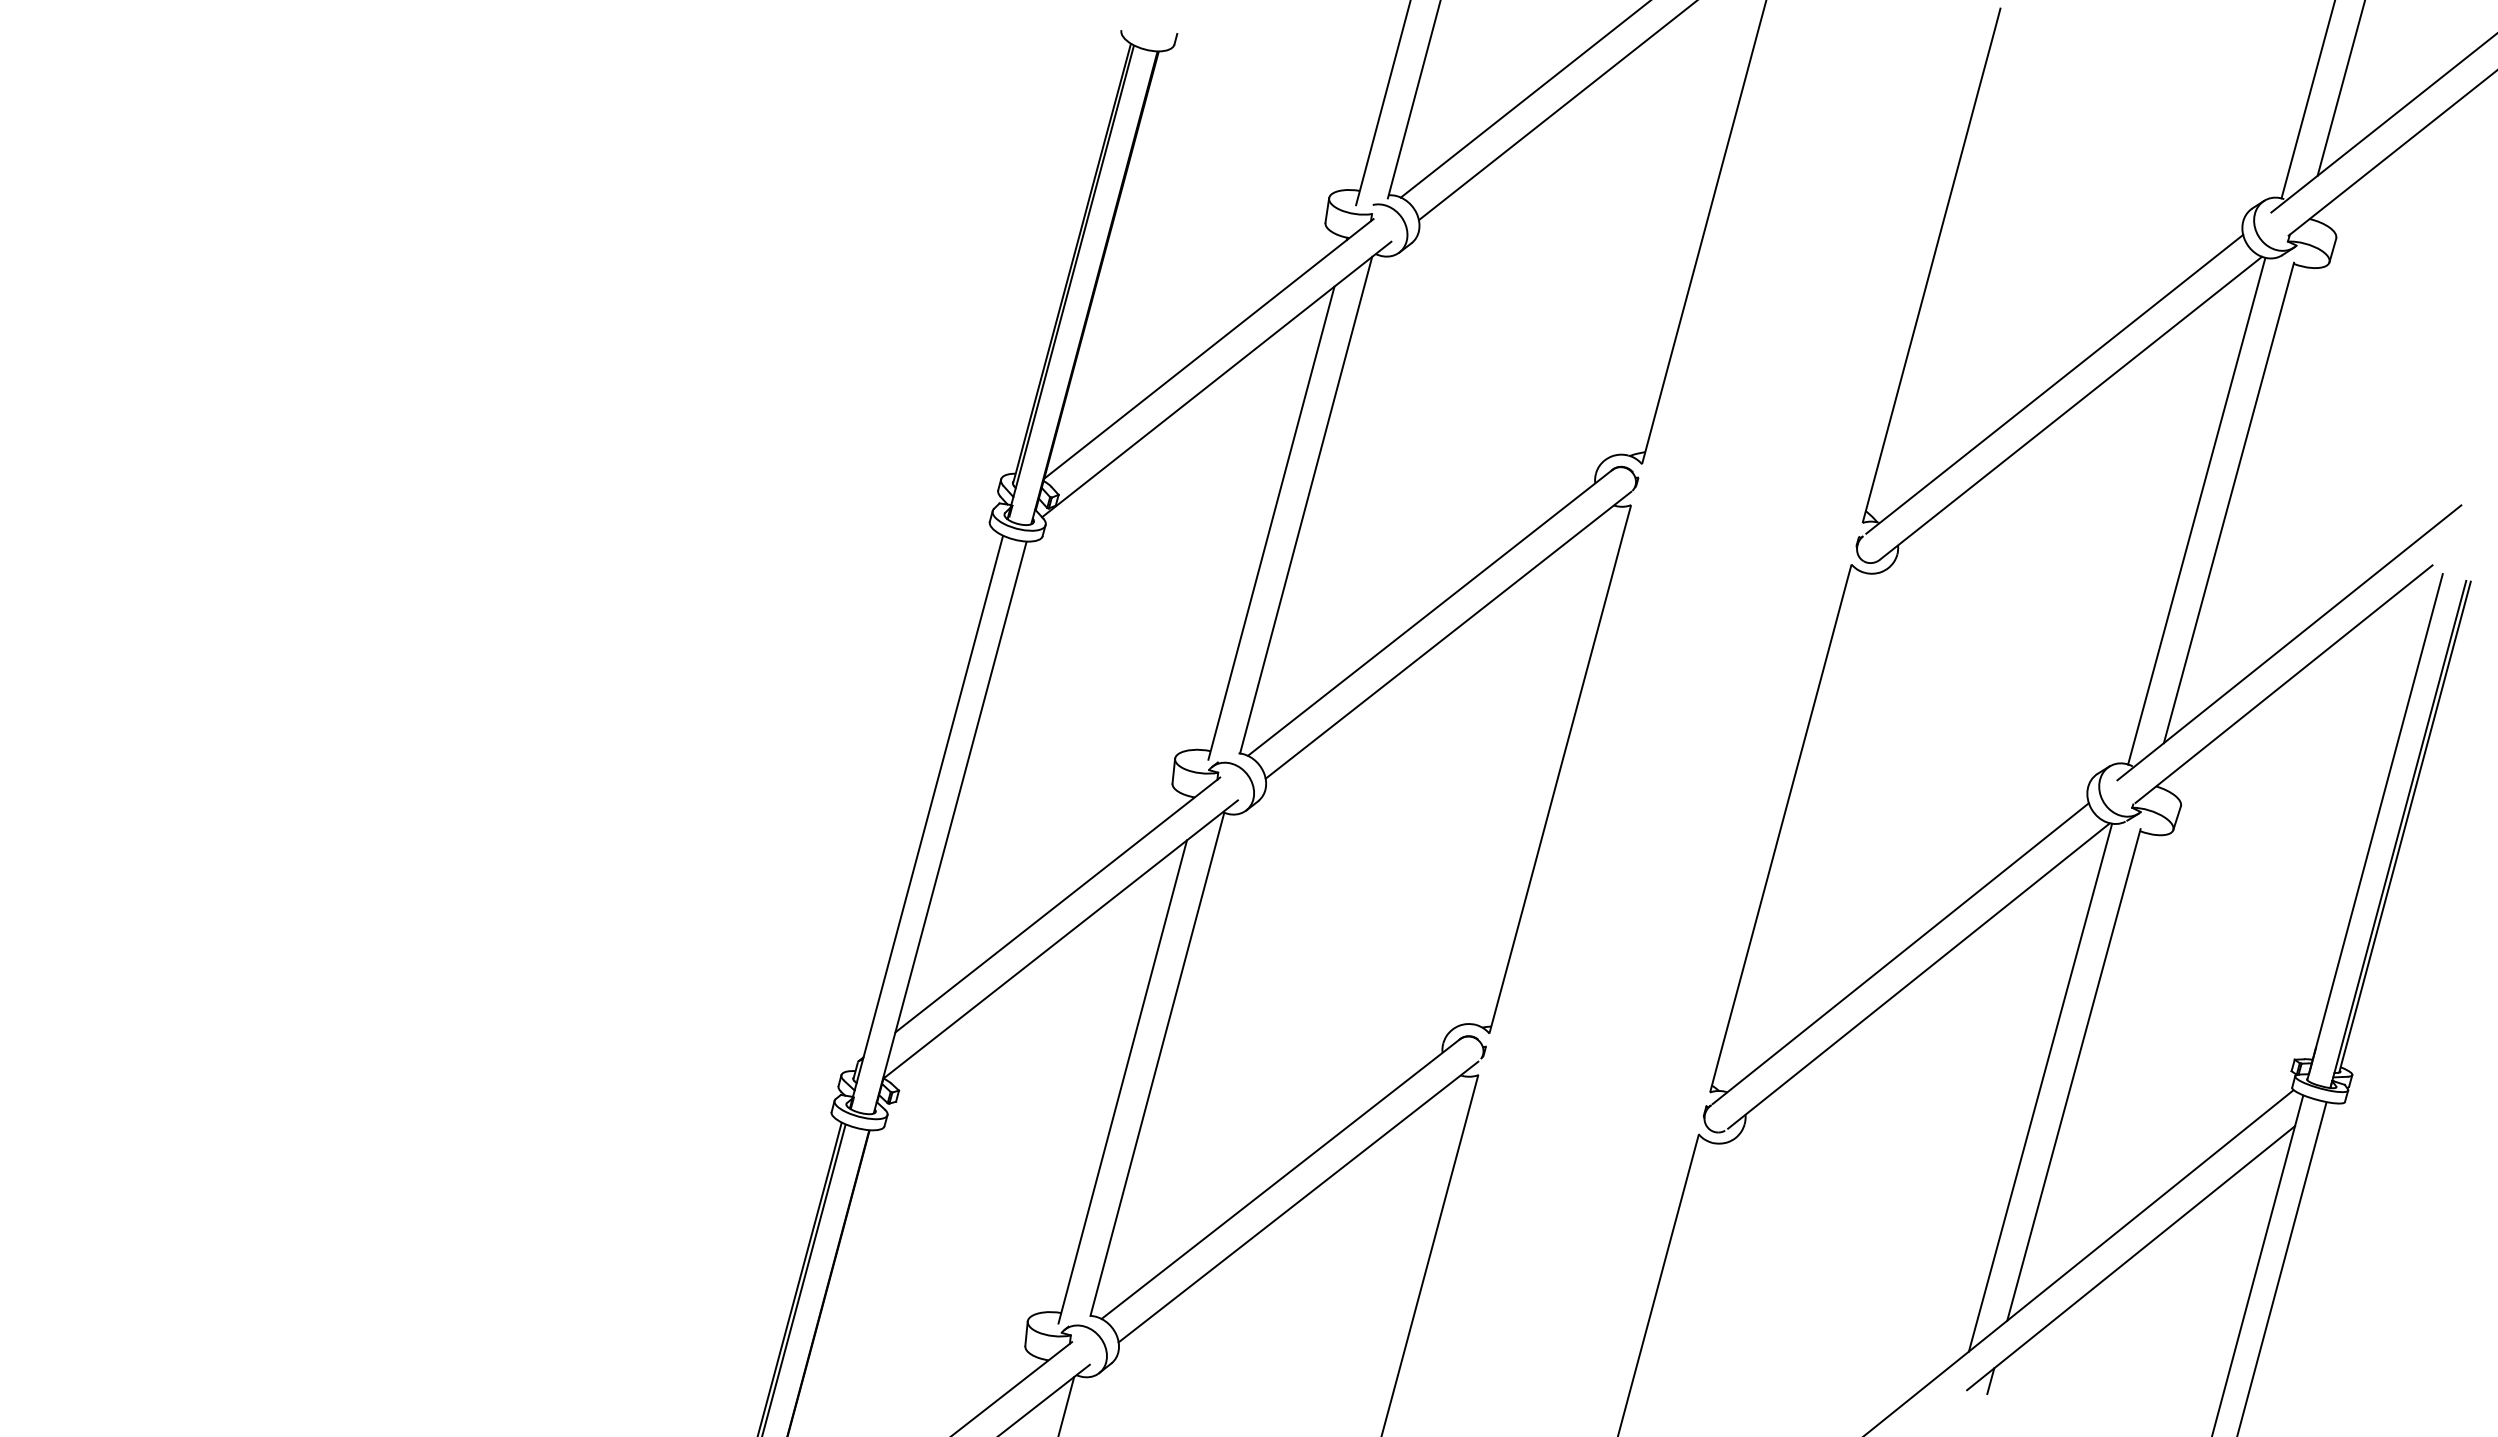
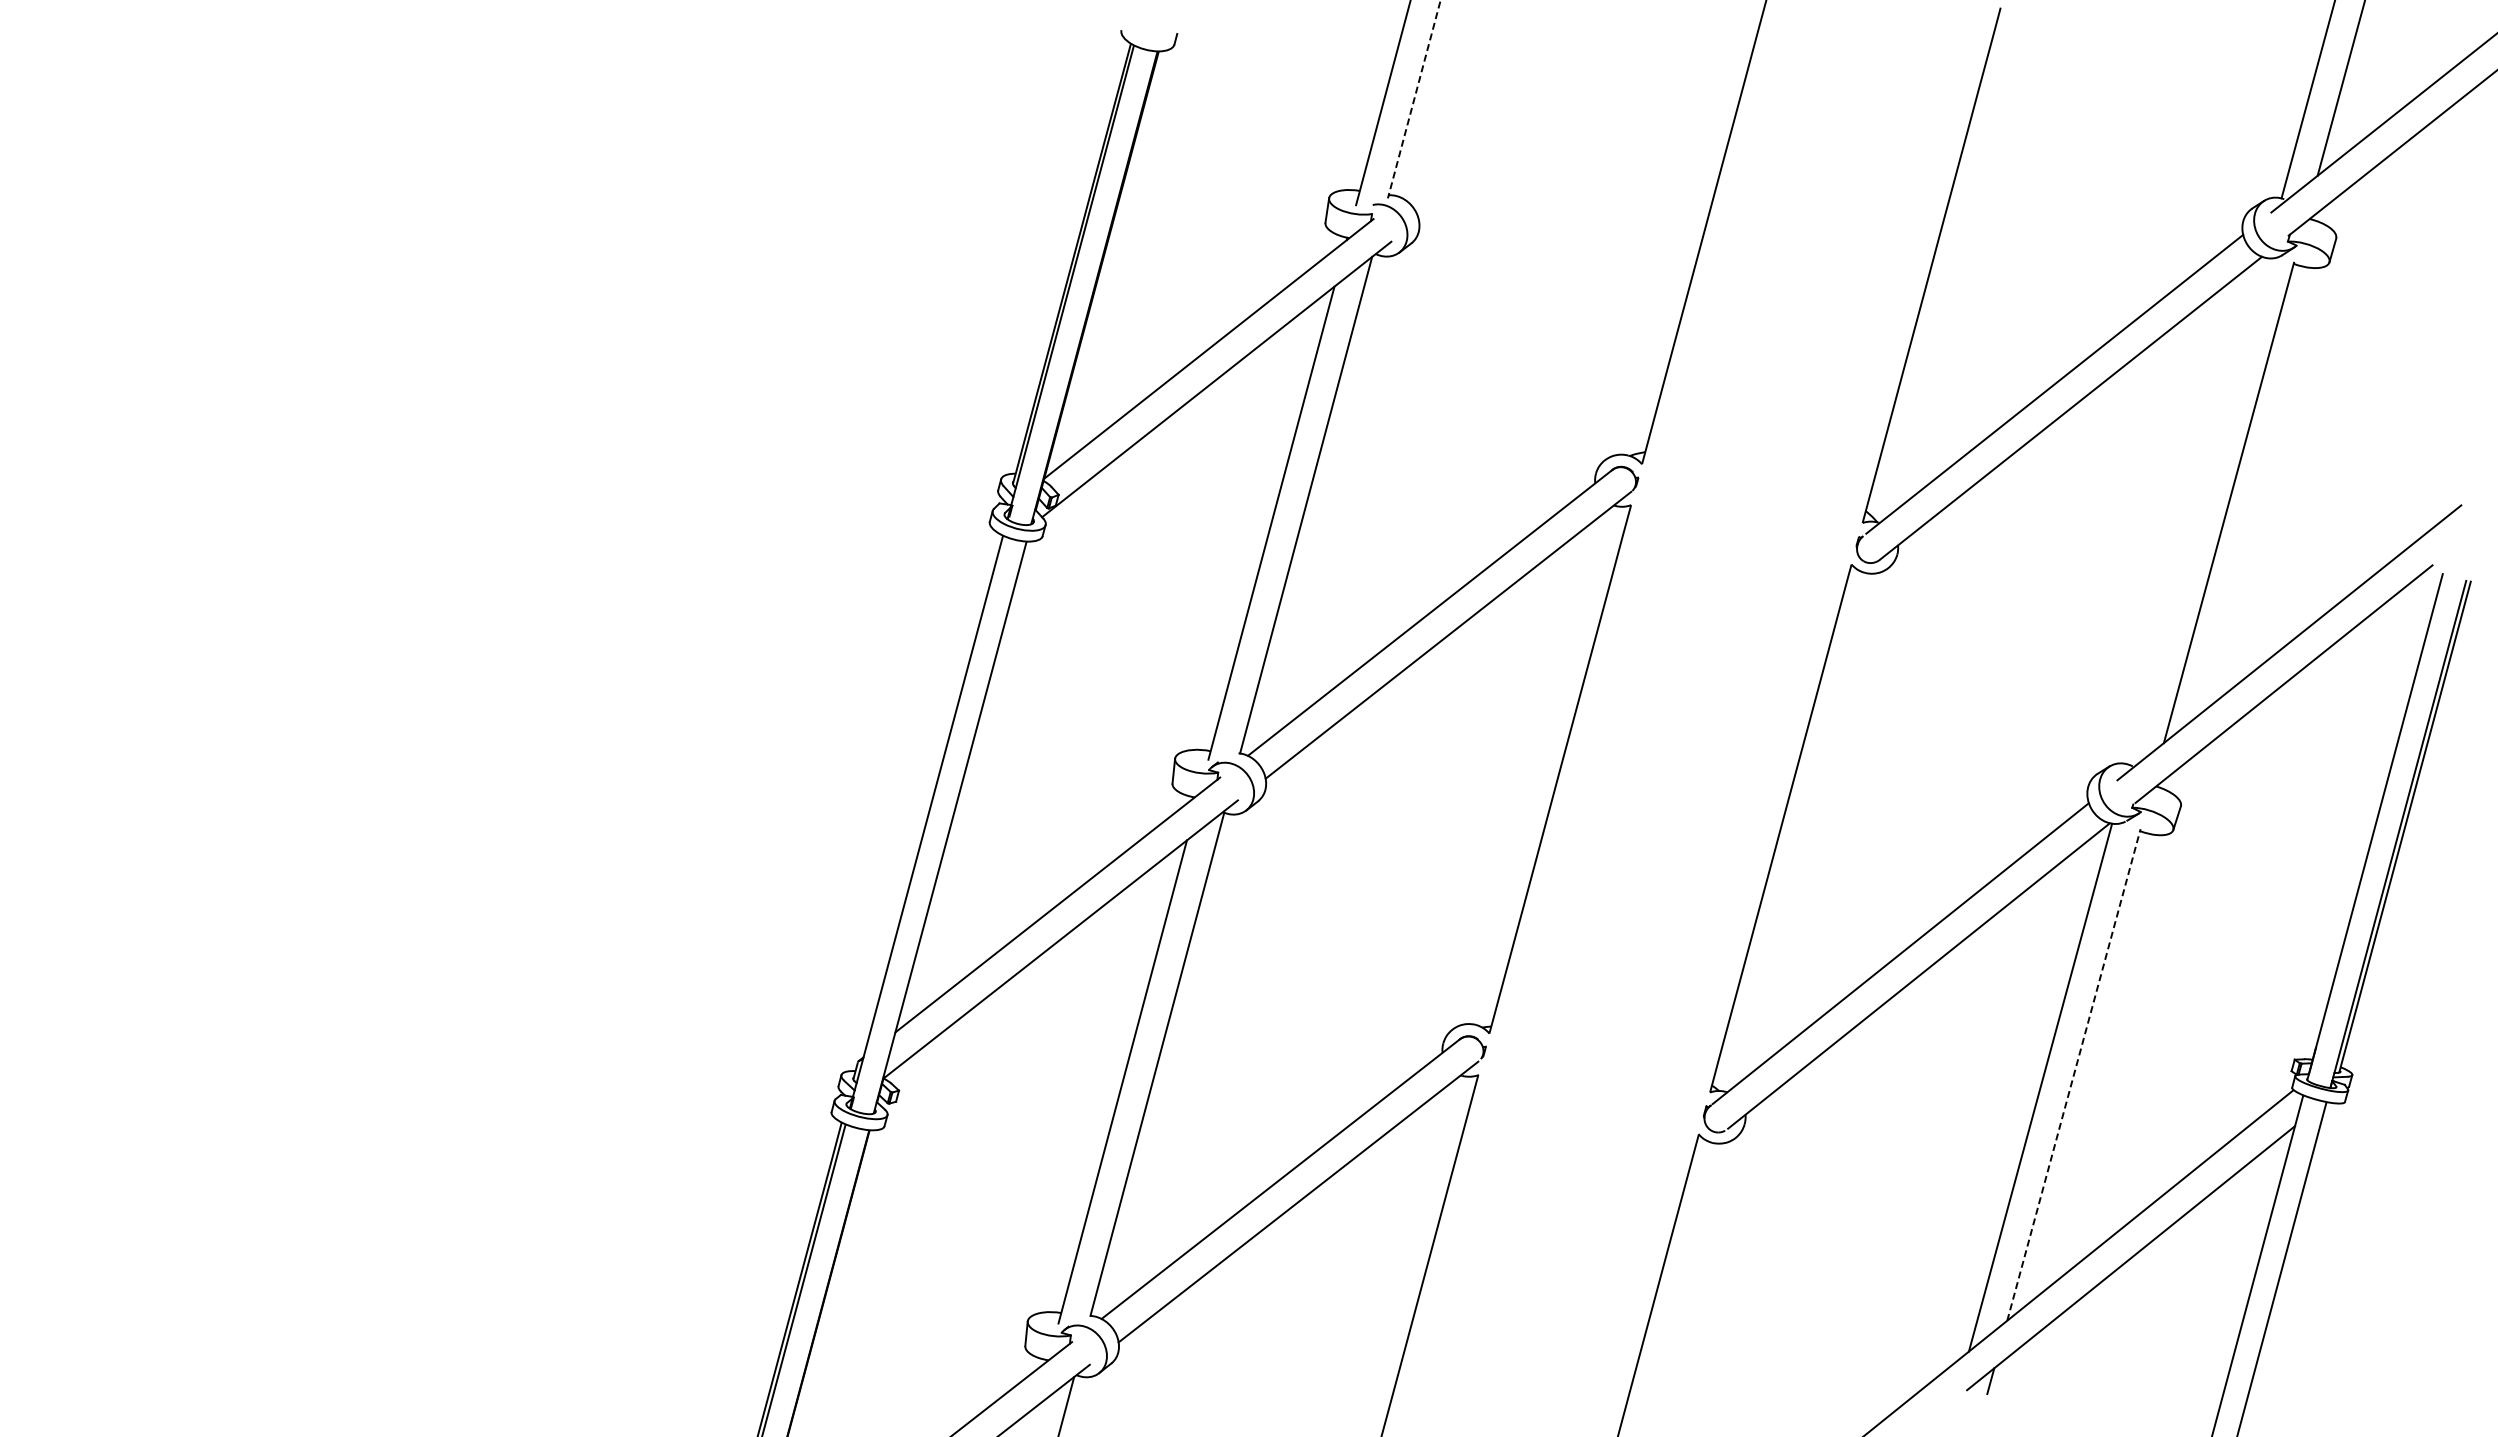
line: solid -> dashed (1414, 99)
line: present -> none (1524, 99)
line: present -> none (1556, 111)
line: present -> none (2196, 510)
line: solid -> dashed (2073, 1074)
